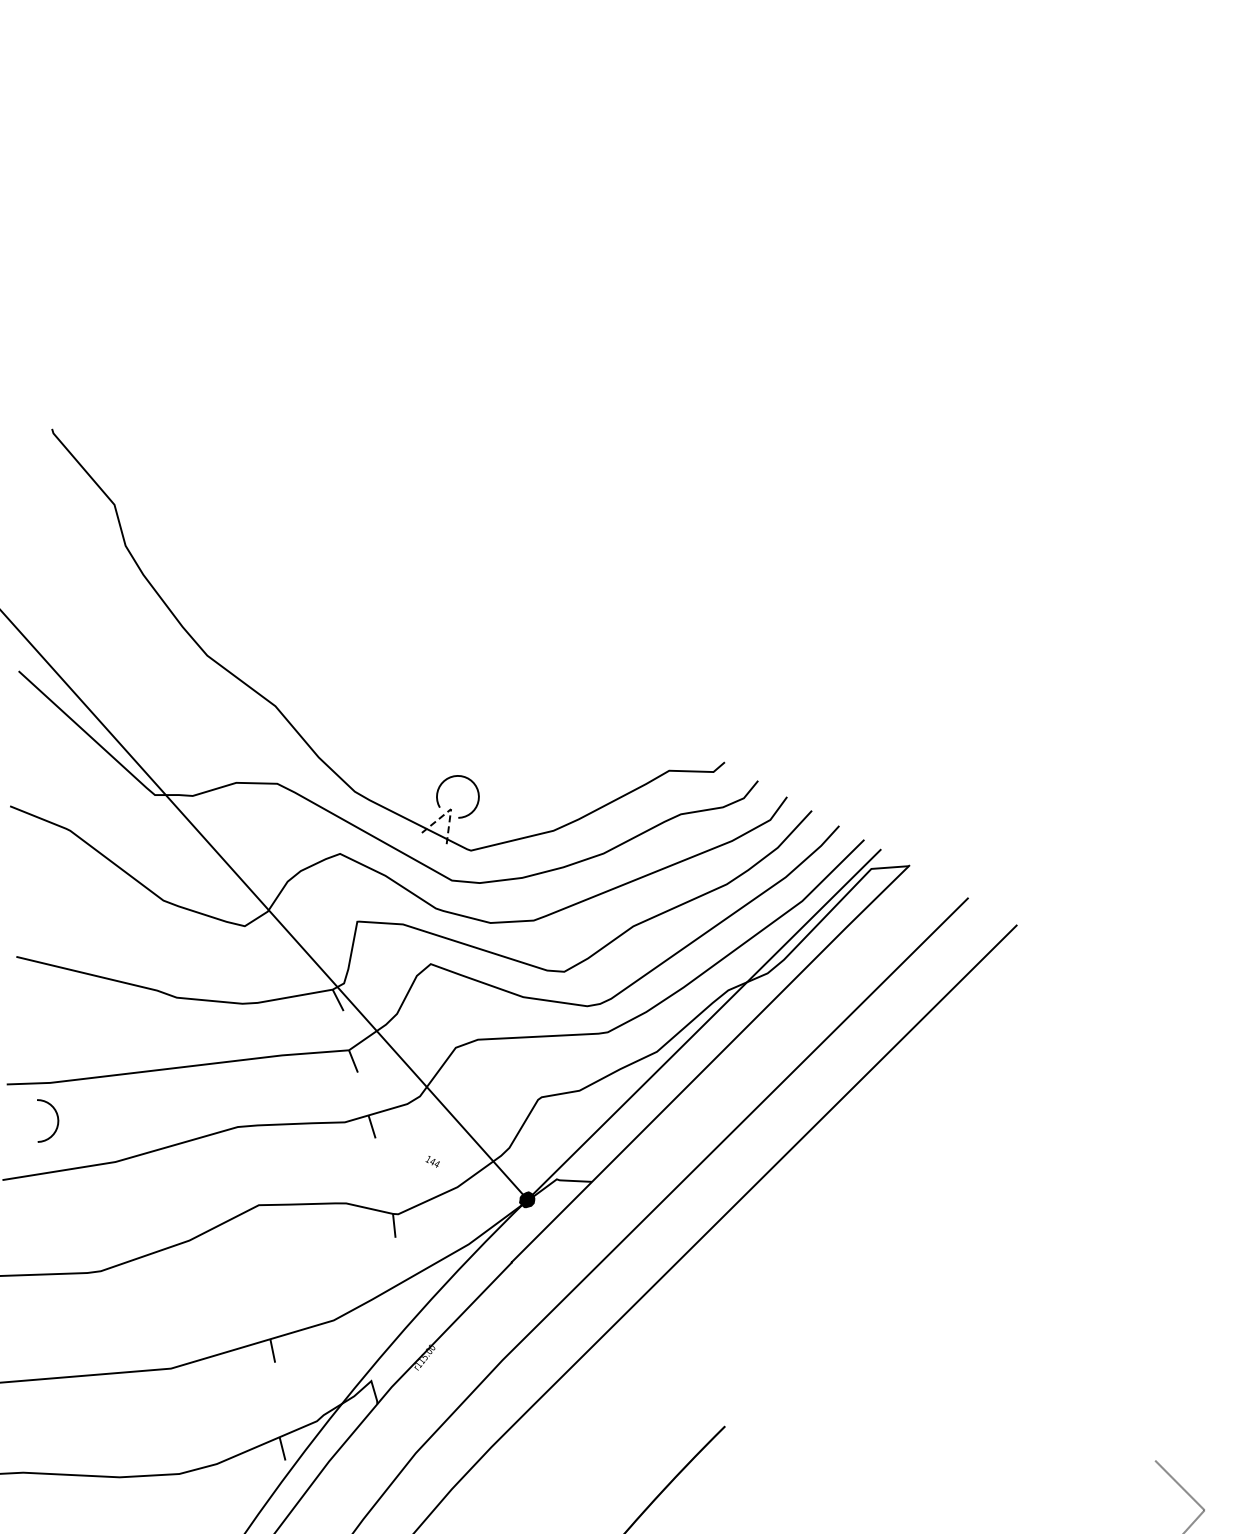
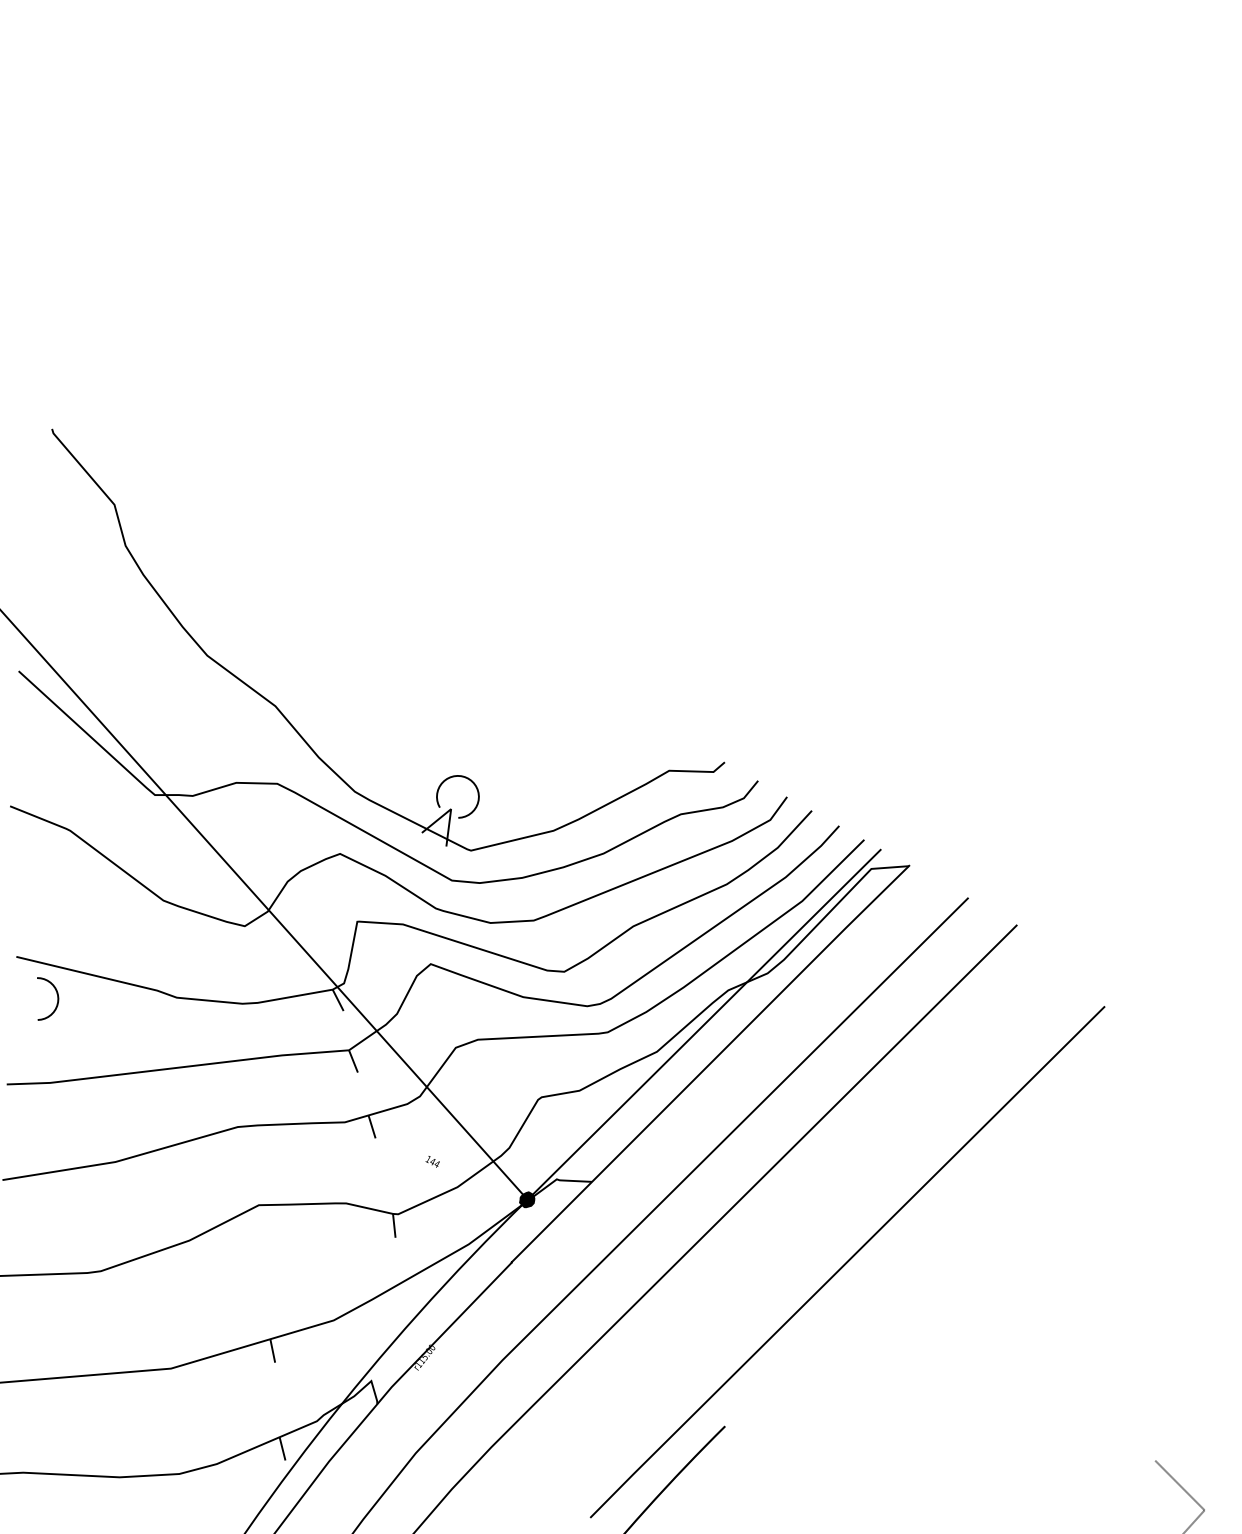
line: dashed -> solid (451, 809)
curve position: (56, 1116) -> (56, 994) (56, 994)
line: none -> present (847, 1262)
